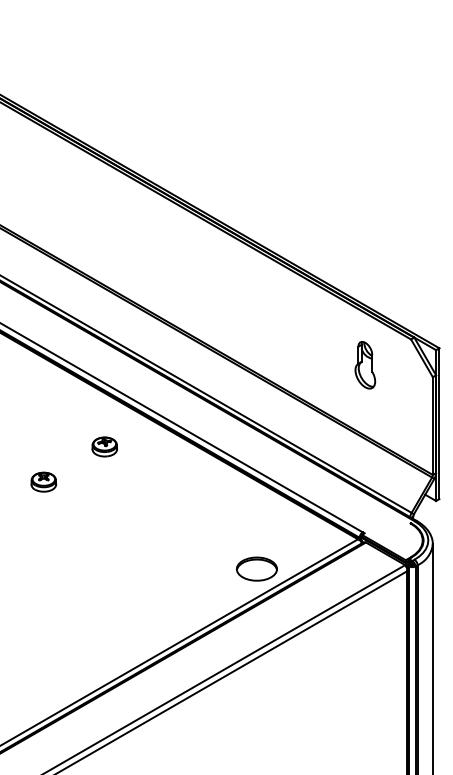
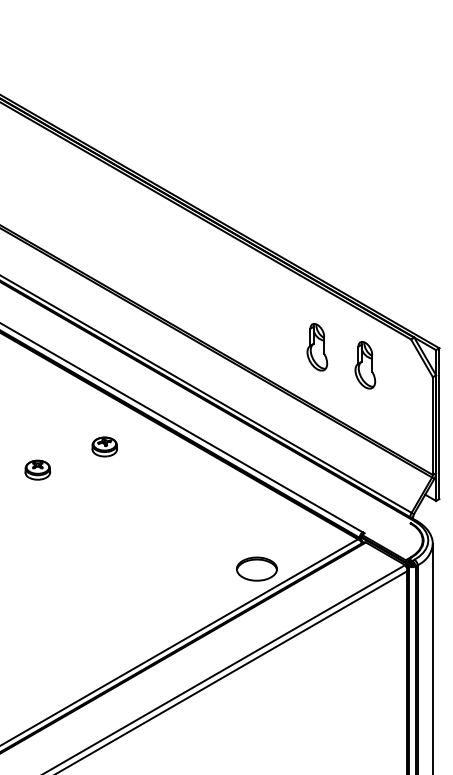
part: none -> present (317, 347)
part position: (43, 481) -> (37, 469) (37, 469)
